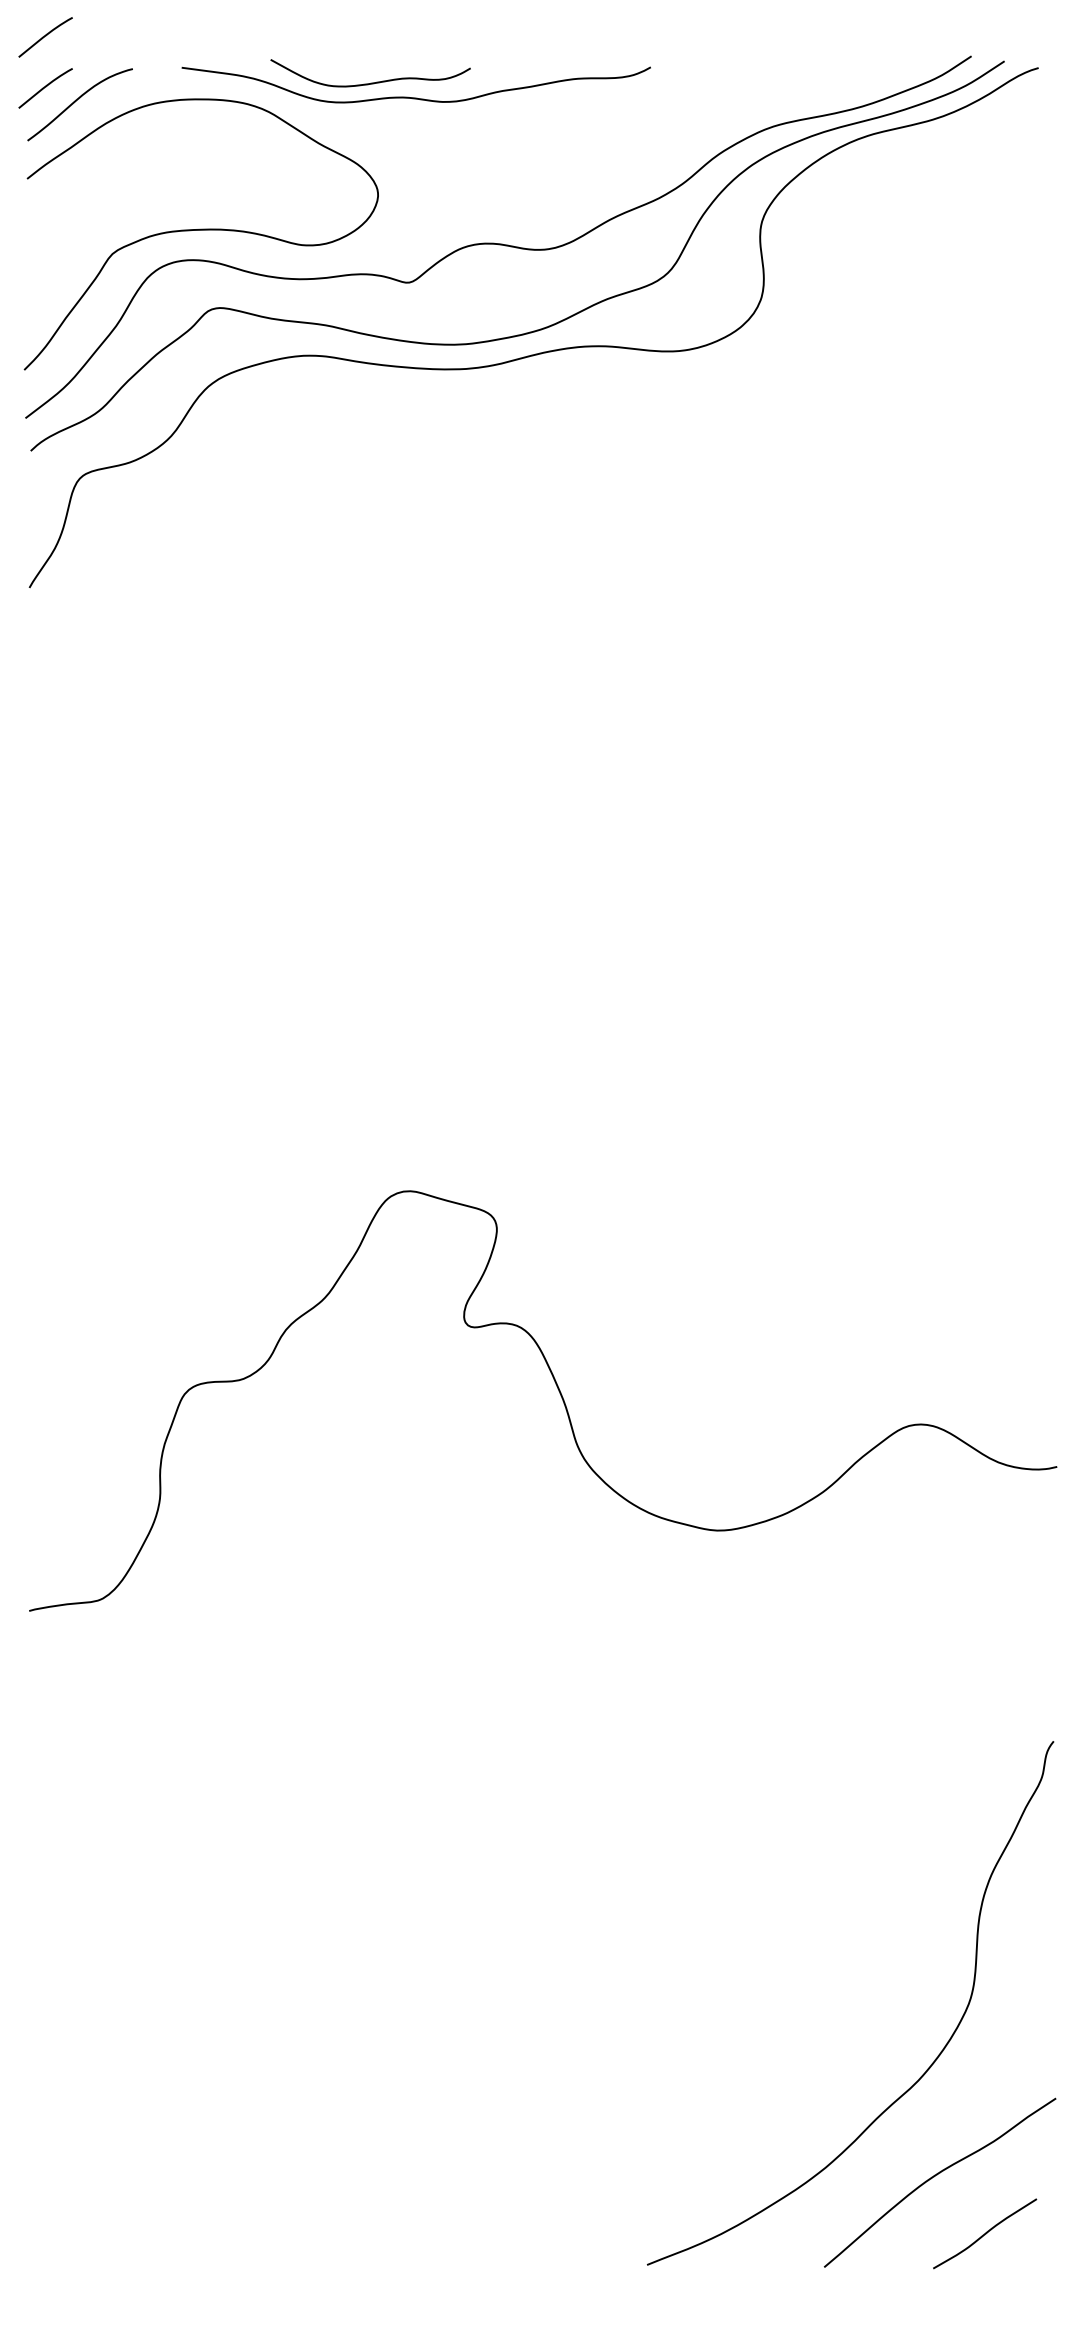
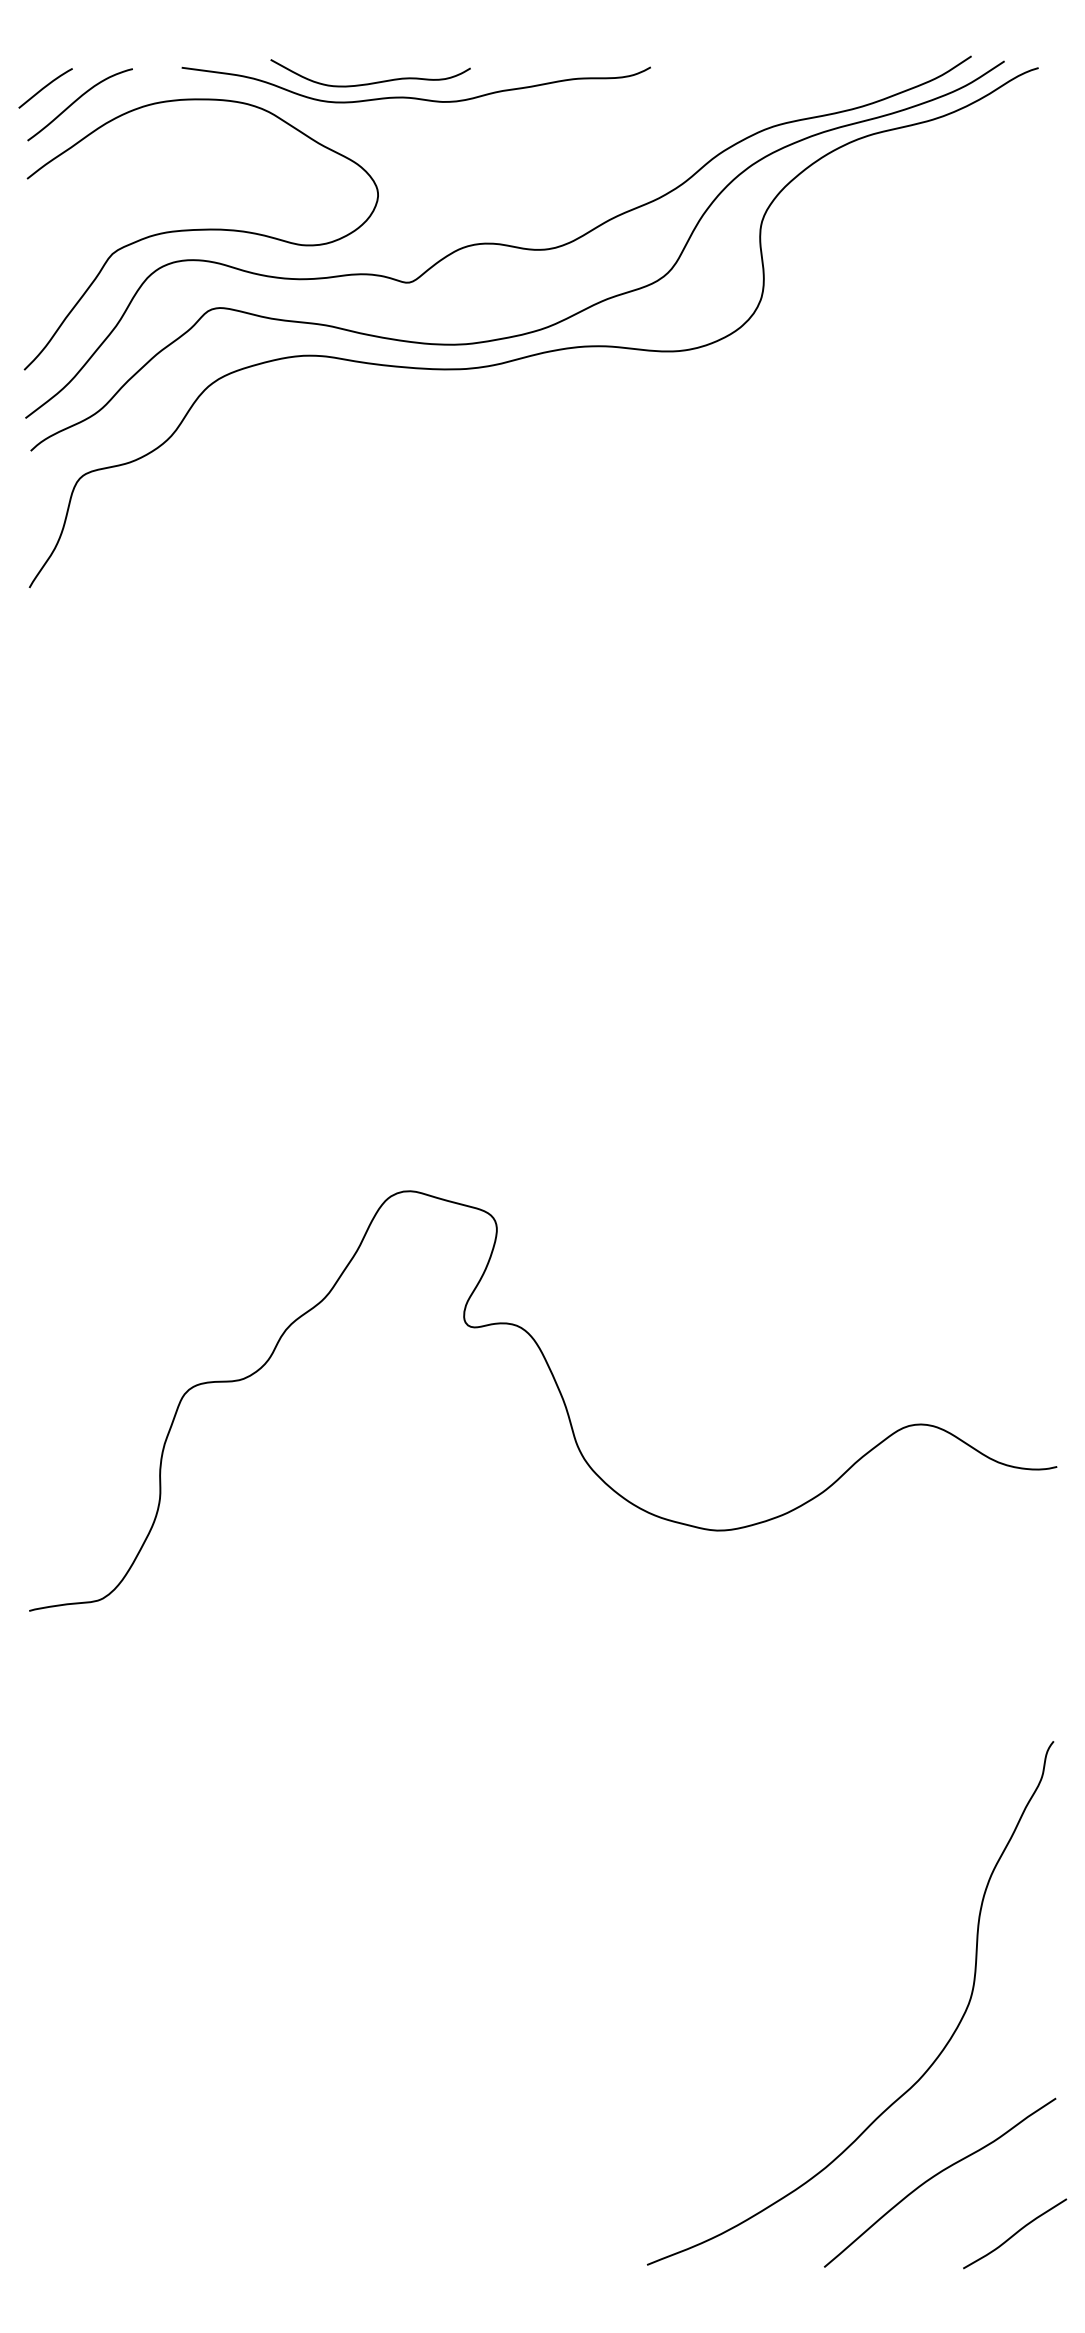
curve: present -> none (45, 36)
curve position: (985, 2233) -> (1015, 2233) (1015, 2233)
